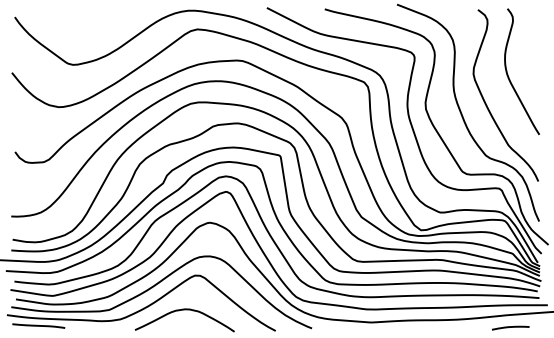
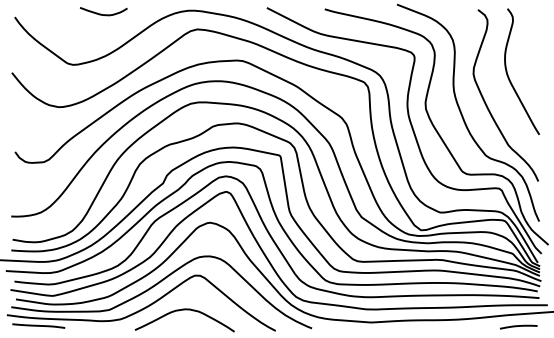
curve: none -> present (101, 13)
line position: (510, 327) -> (518, 326) (518, 326)
